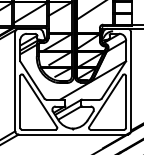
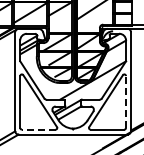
line: solid -> dashed (126, 102)
line: solid -> dashed (38, 129)
